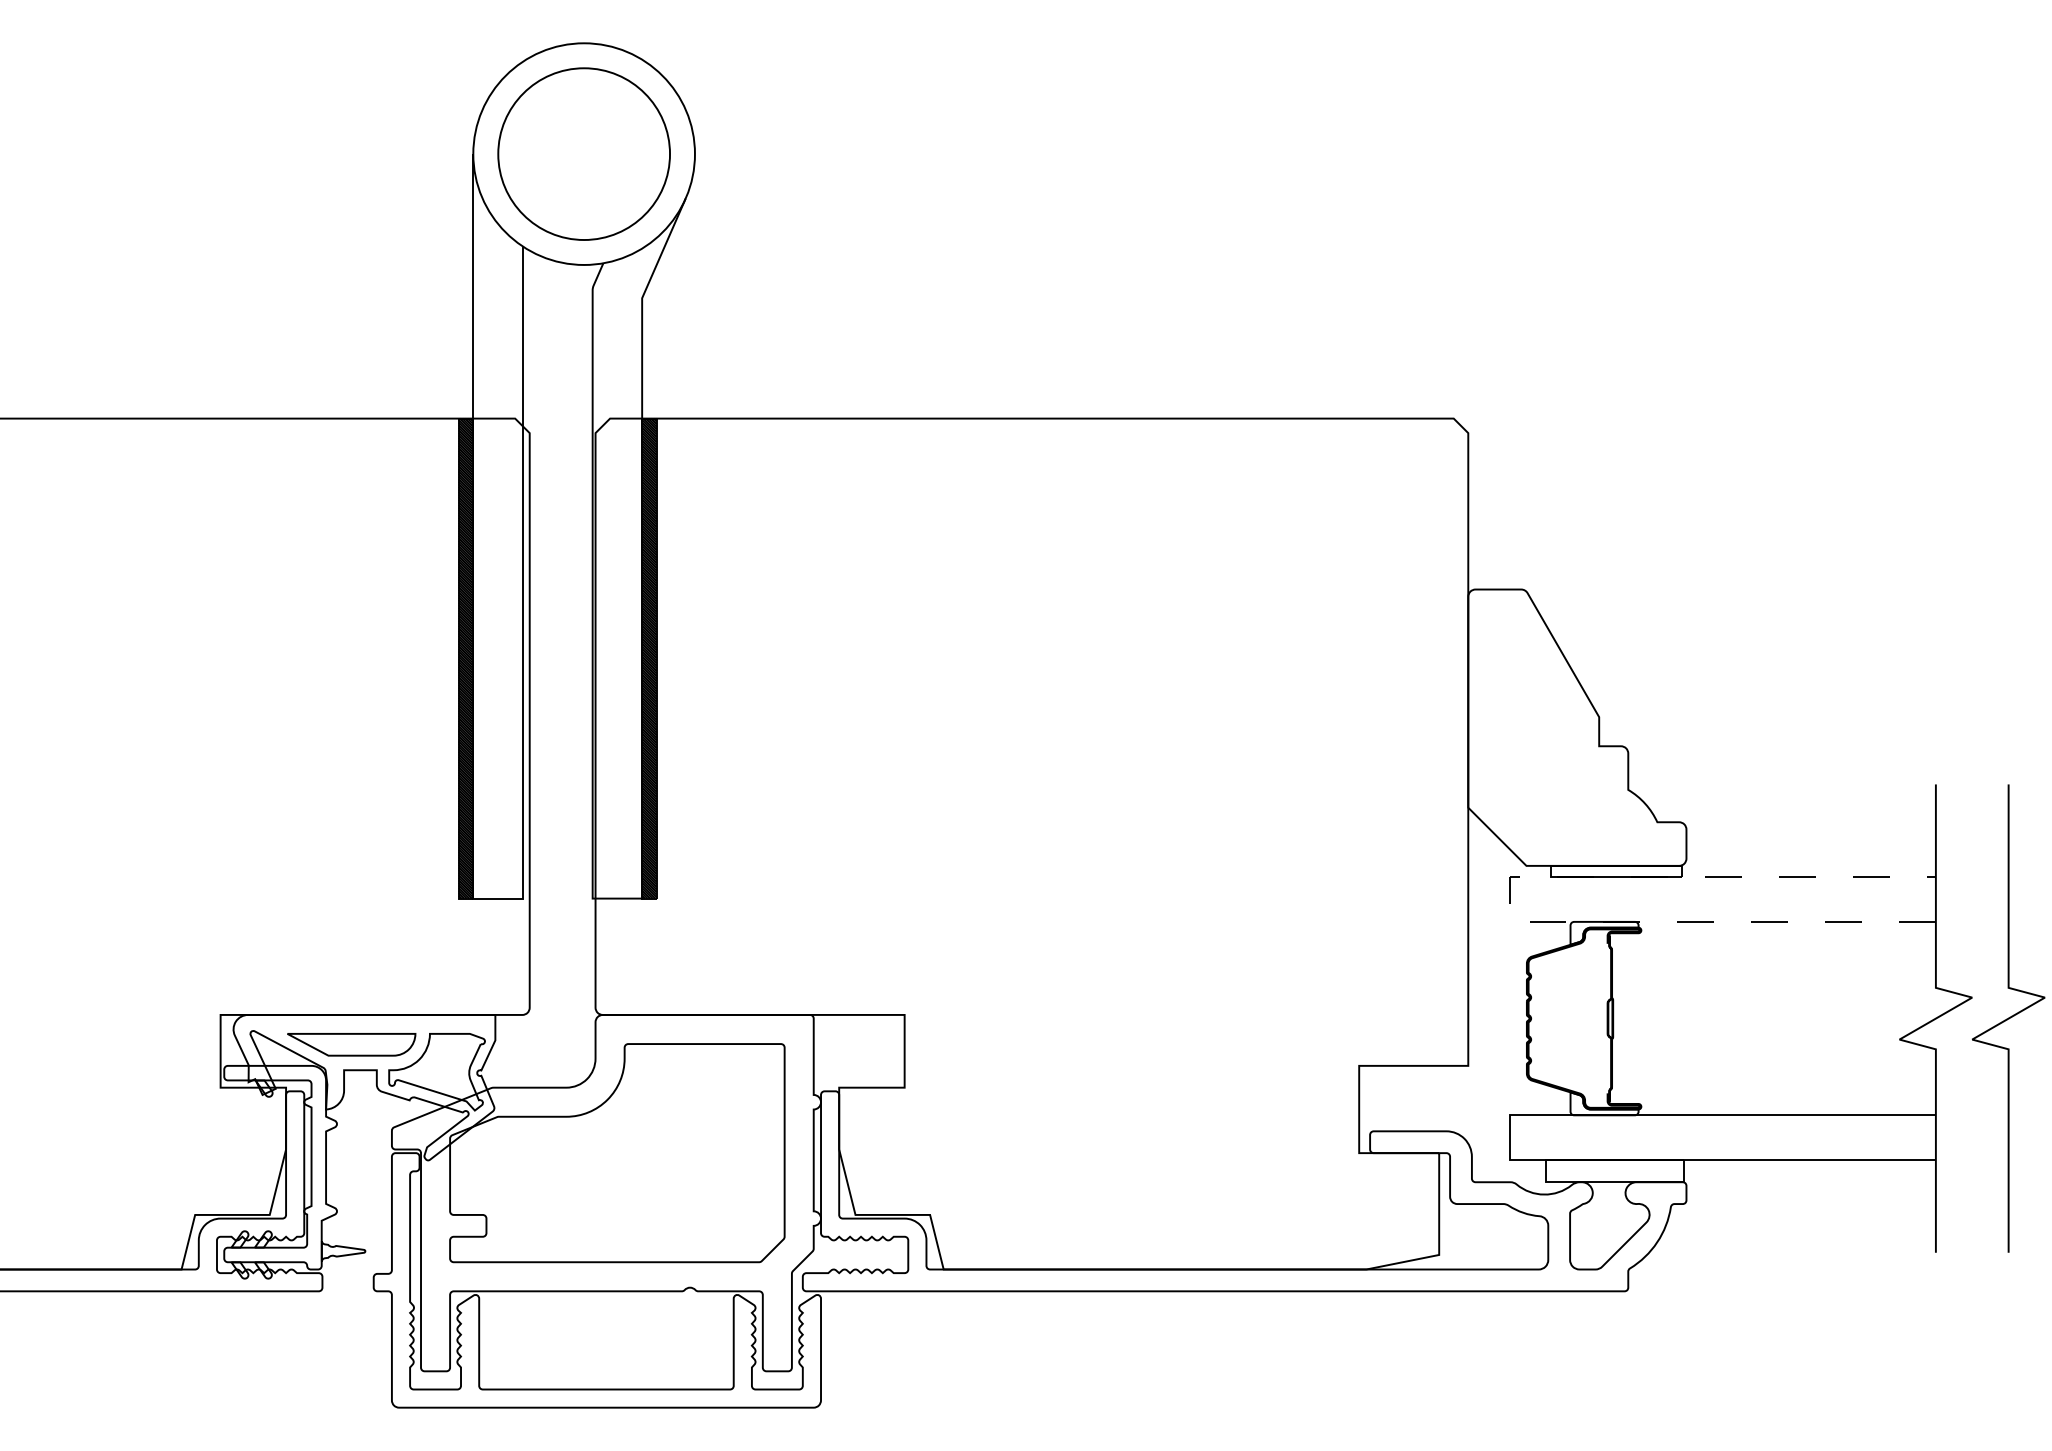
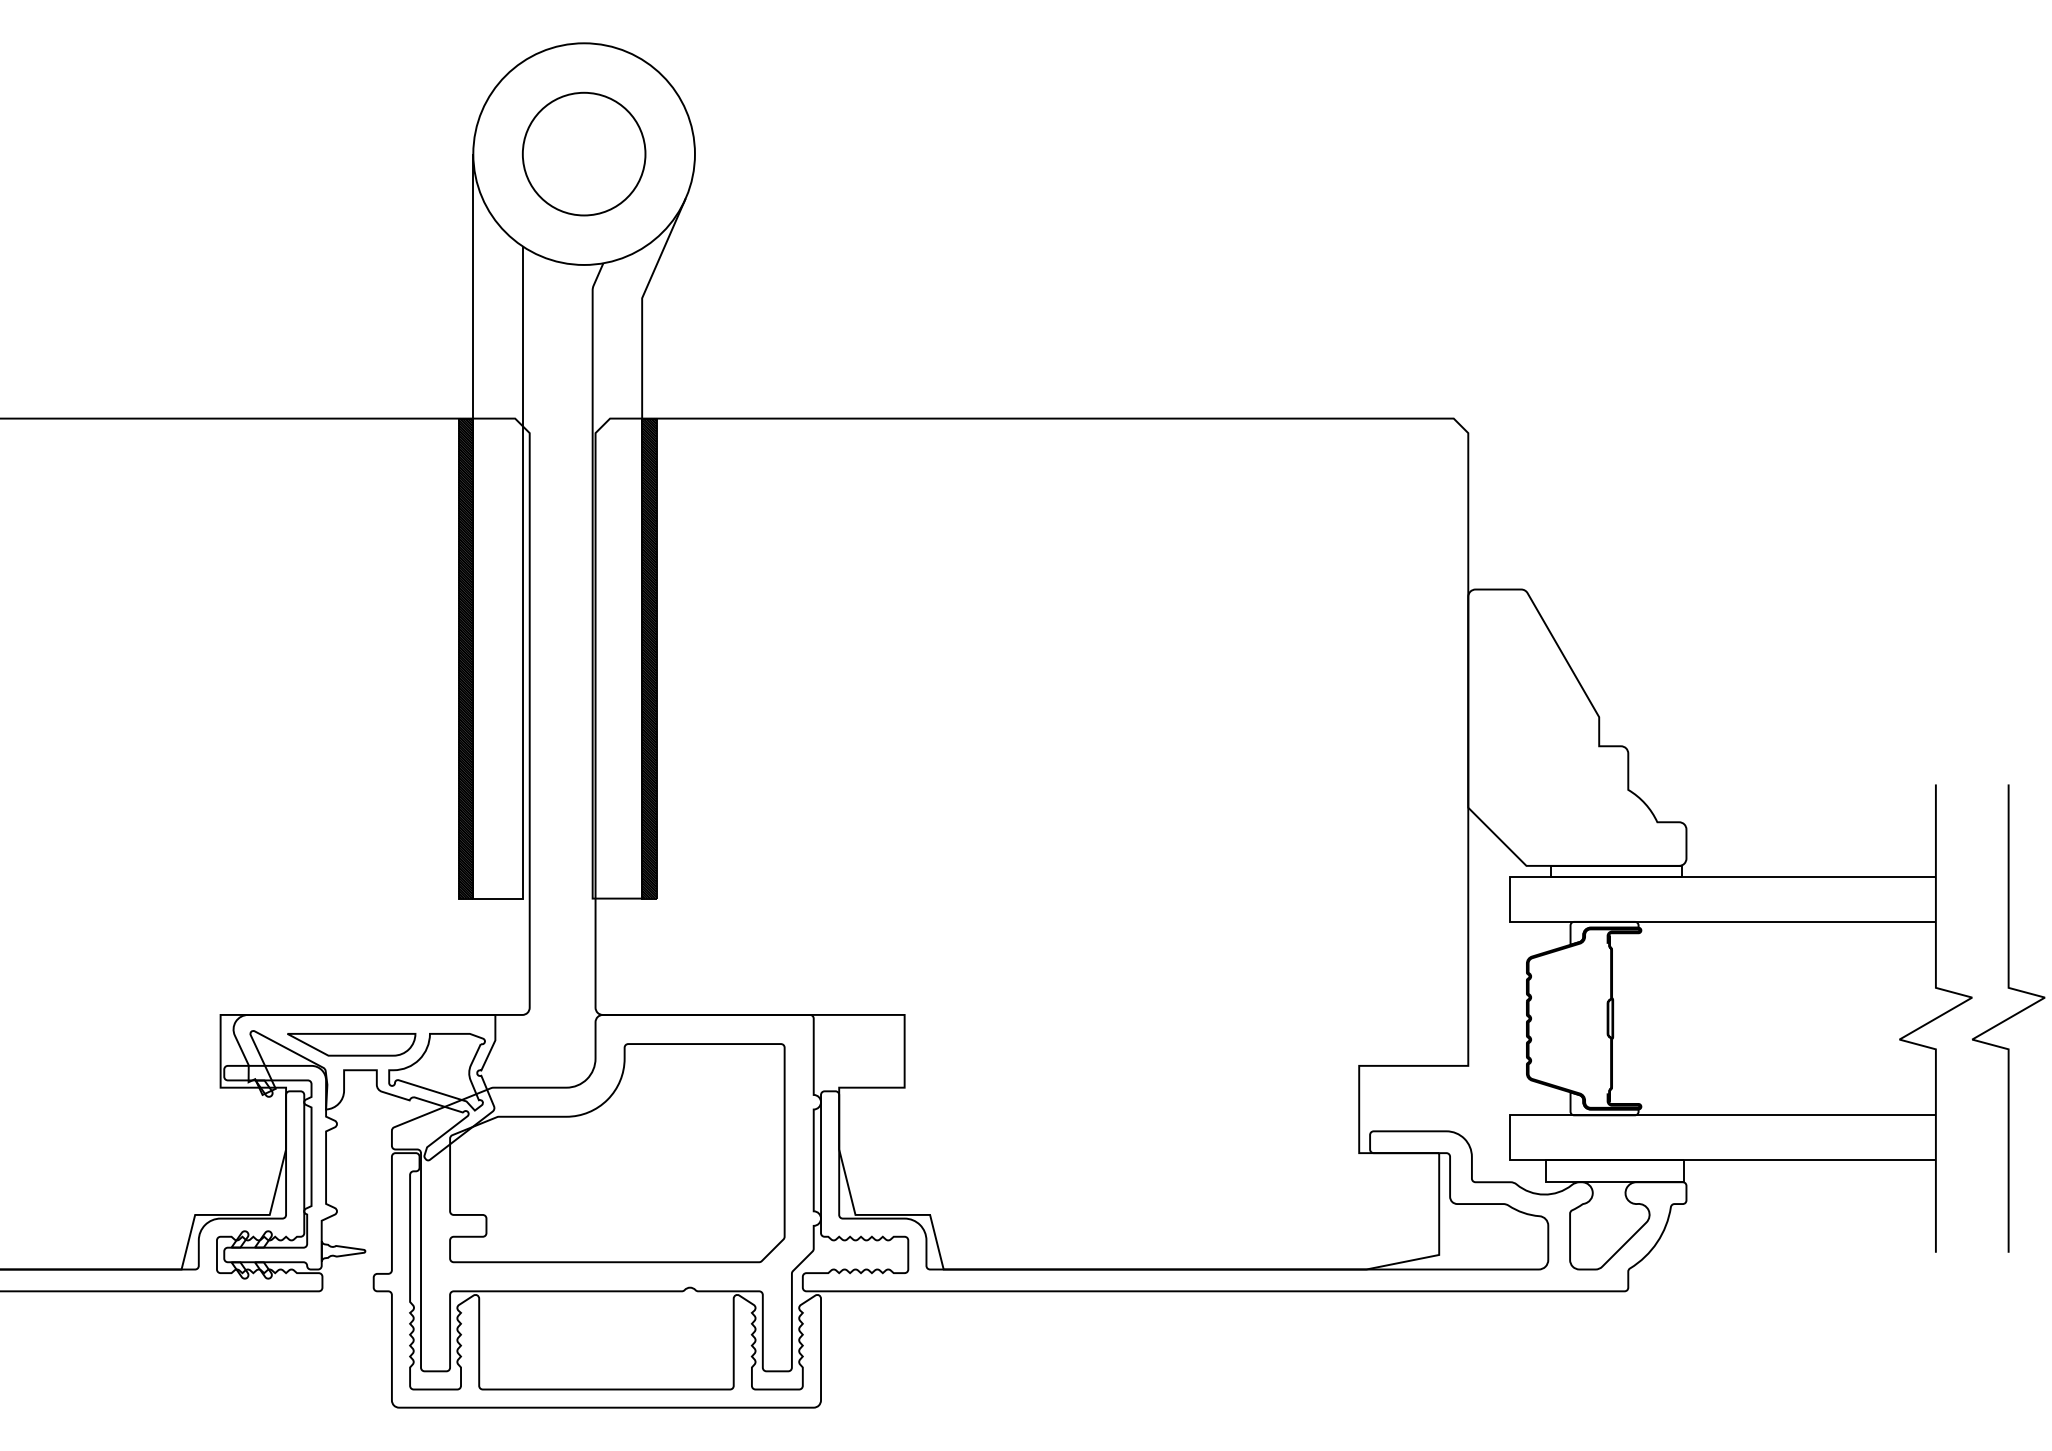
circle diameter: 172 px -> 123 px (583, 153)
line: dashed -> solid (1510, 899)
